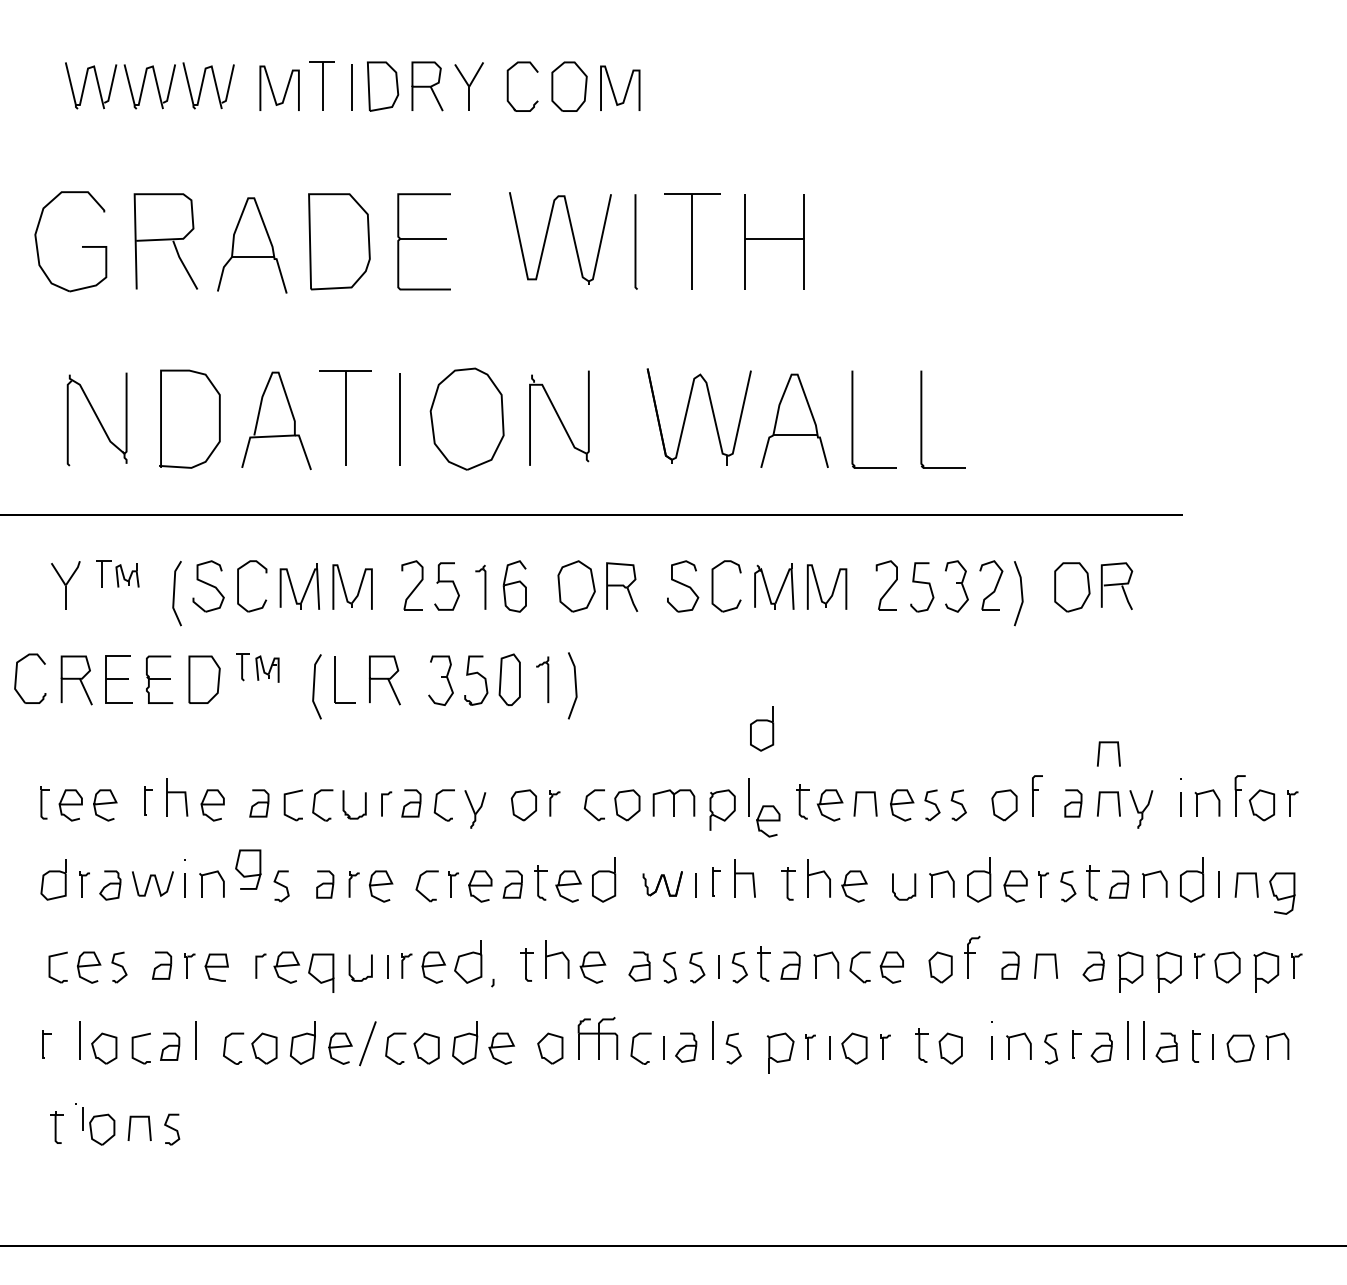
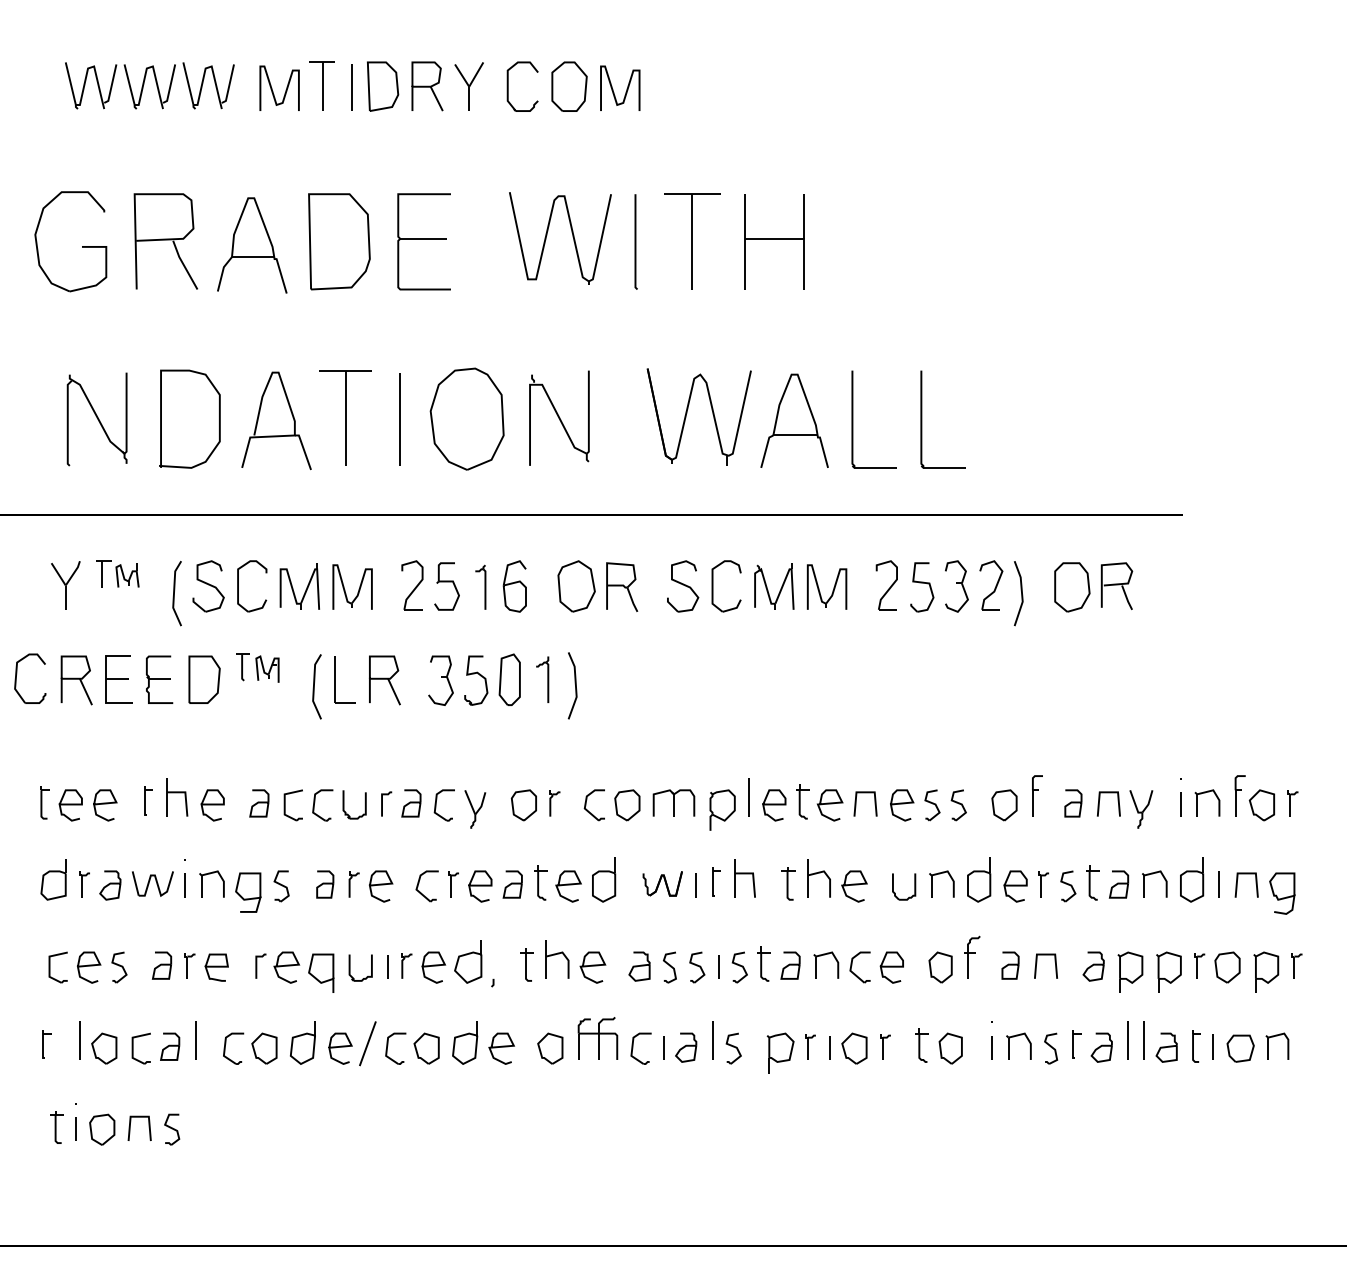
part: present -> none (762, 728)
line: present -> none (1100, 749)
curve position: (768, 821) -> (774, 805) (774, 805)
curve position: (248, 875) -> (248, 898) (248, 898)
line position: (82, 1118) -> (75, 1128) (75, 1128)
